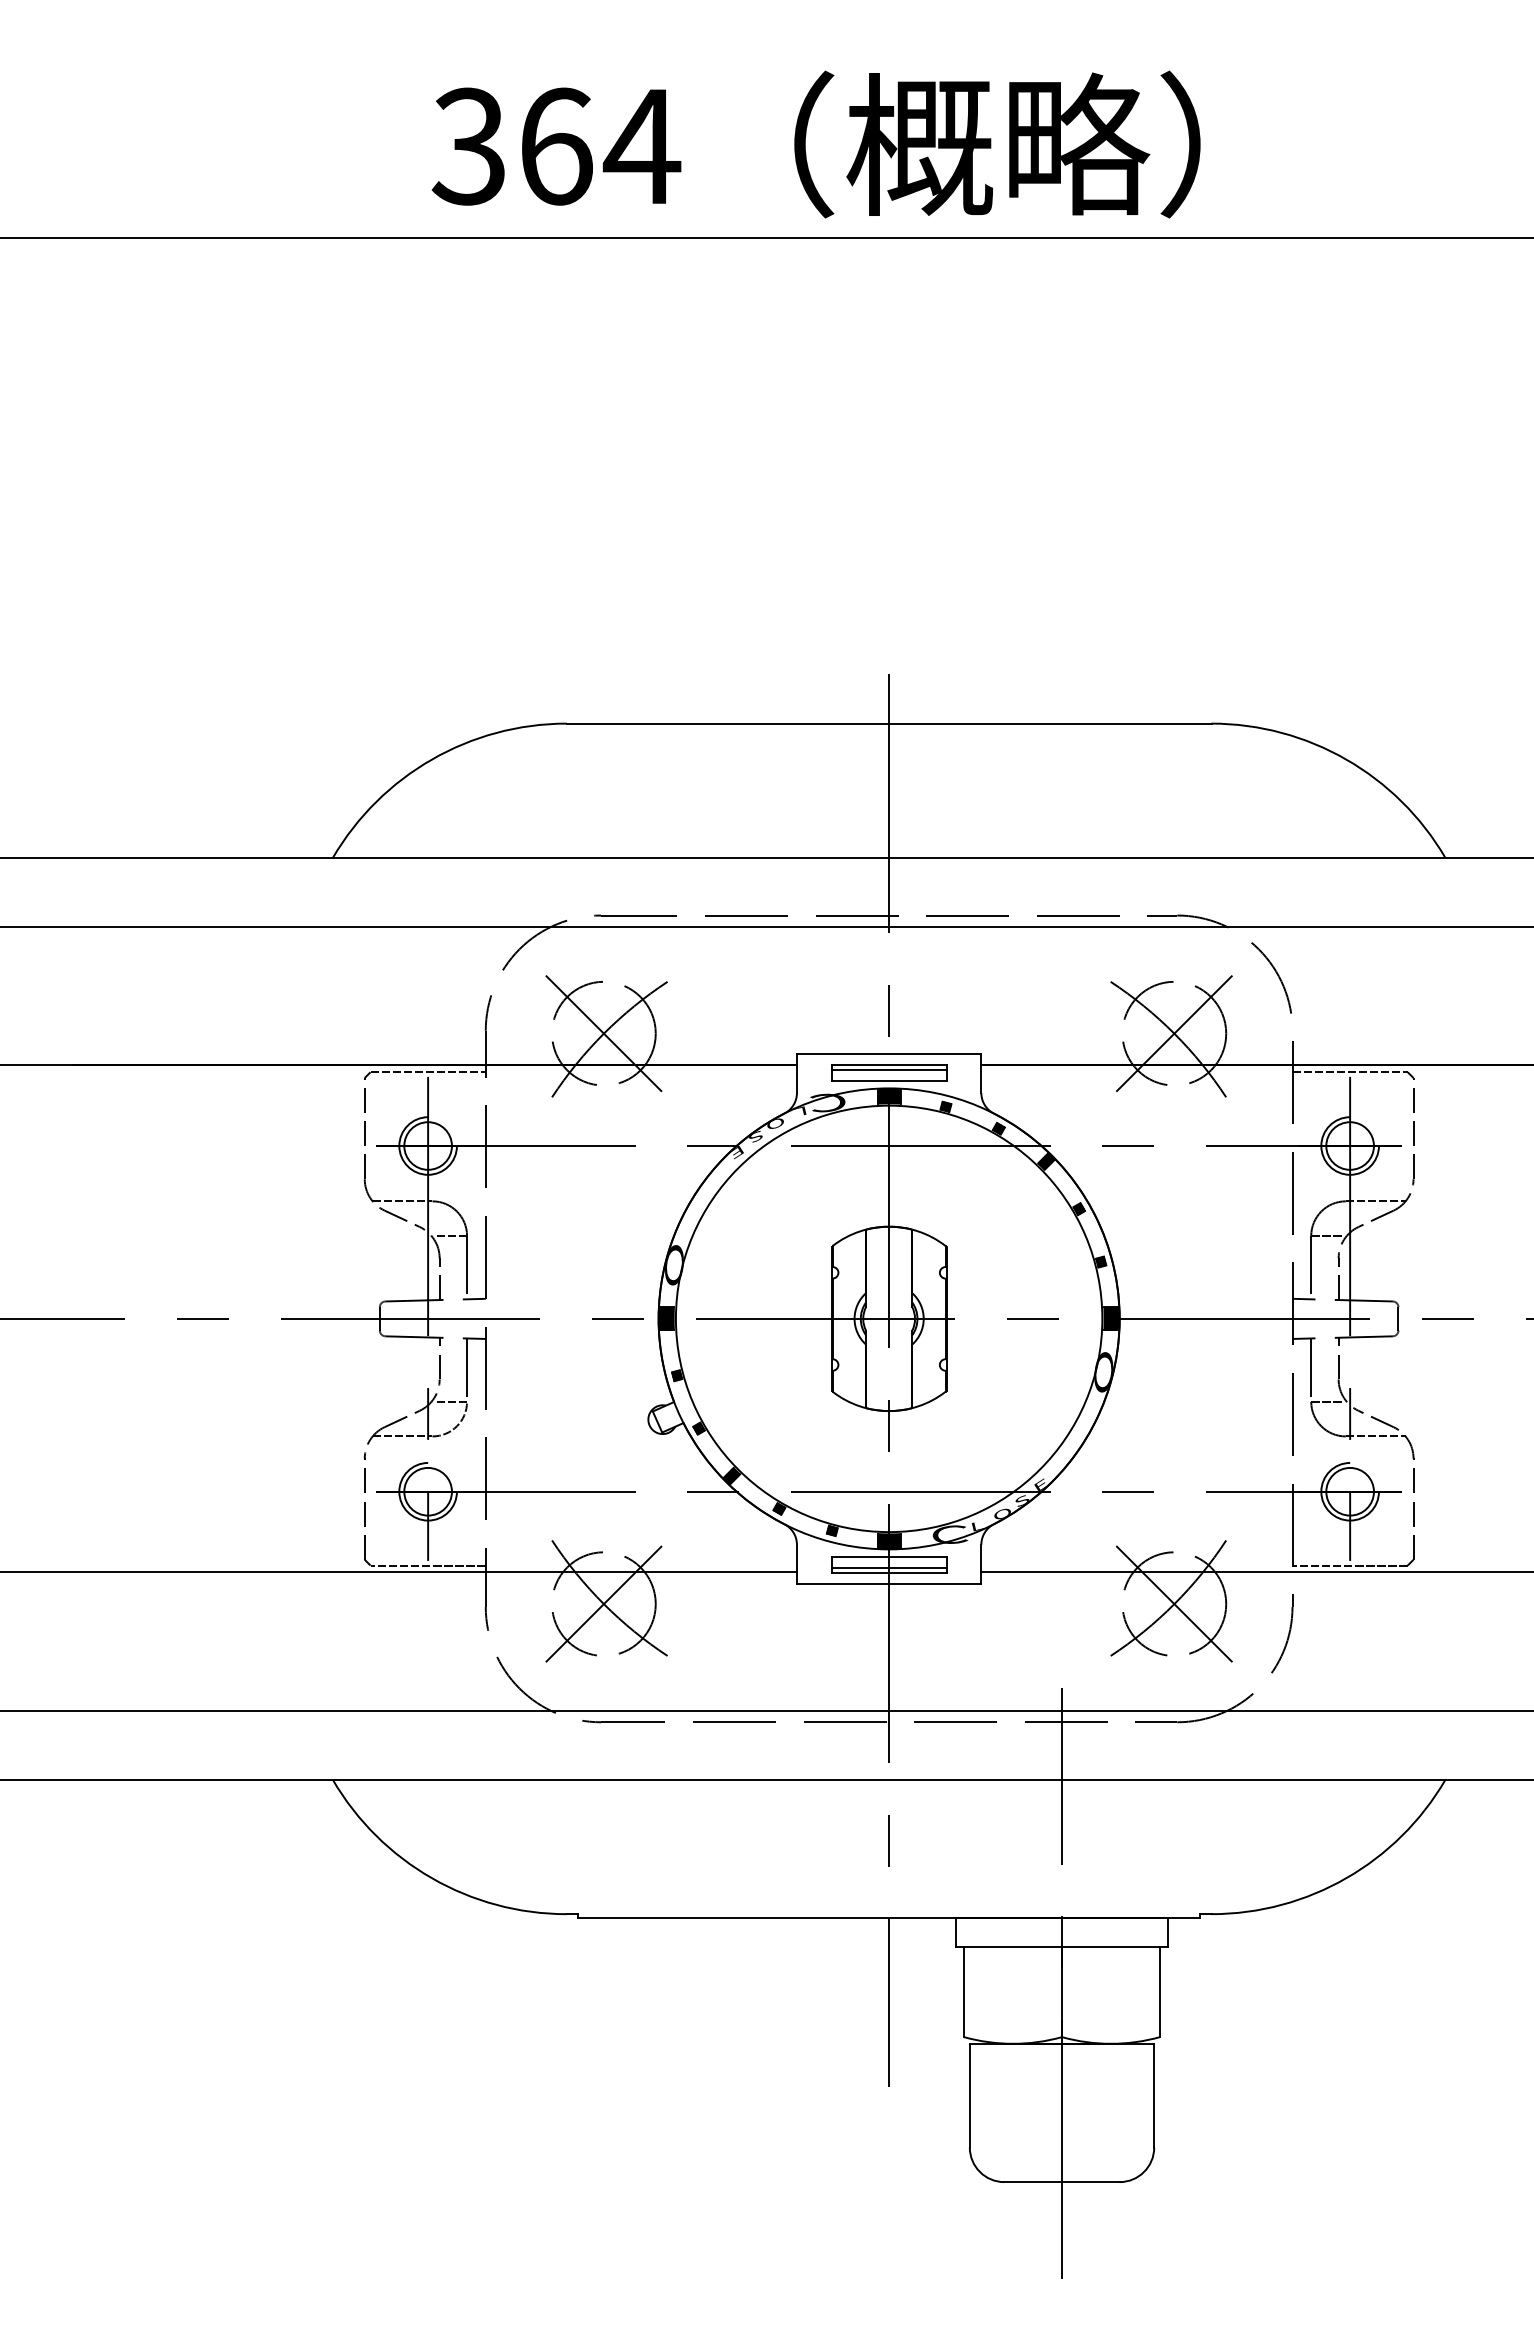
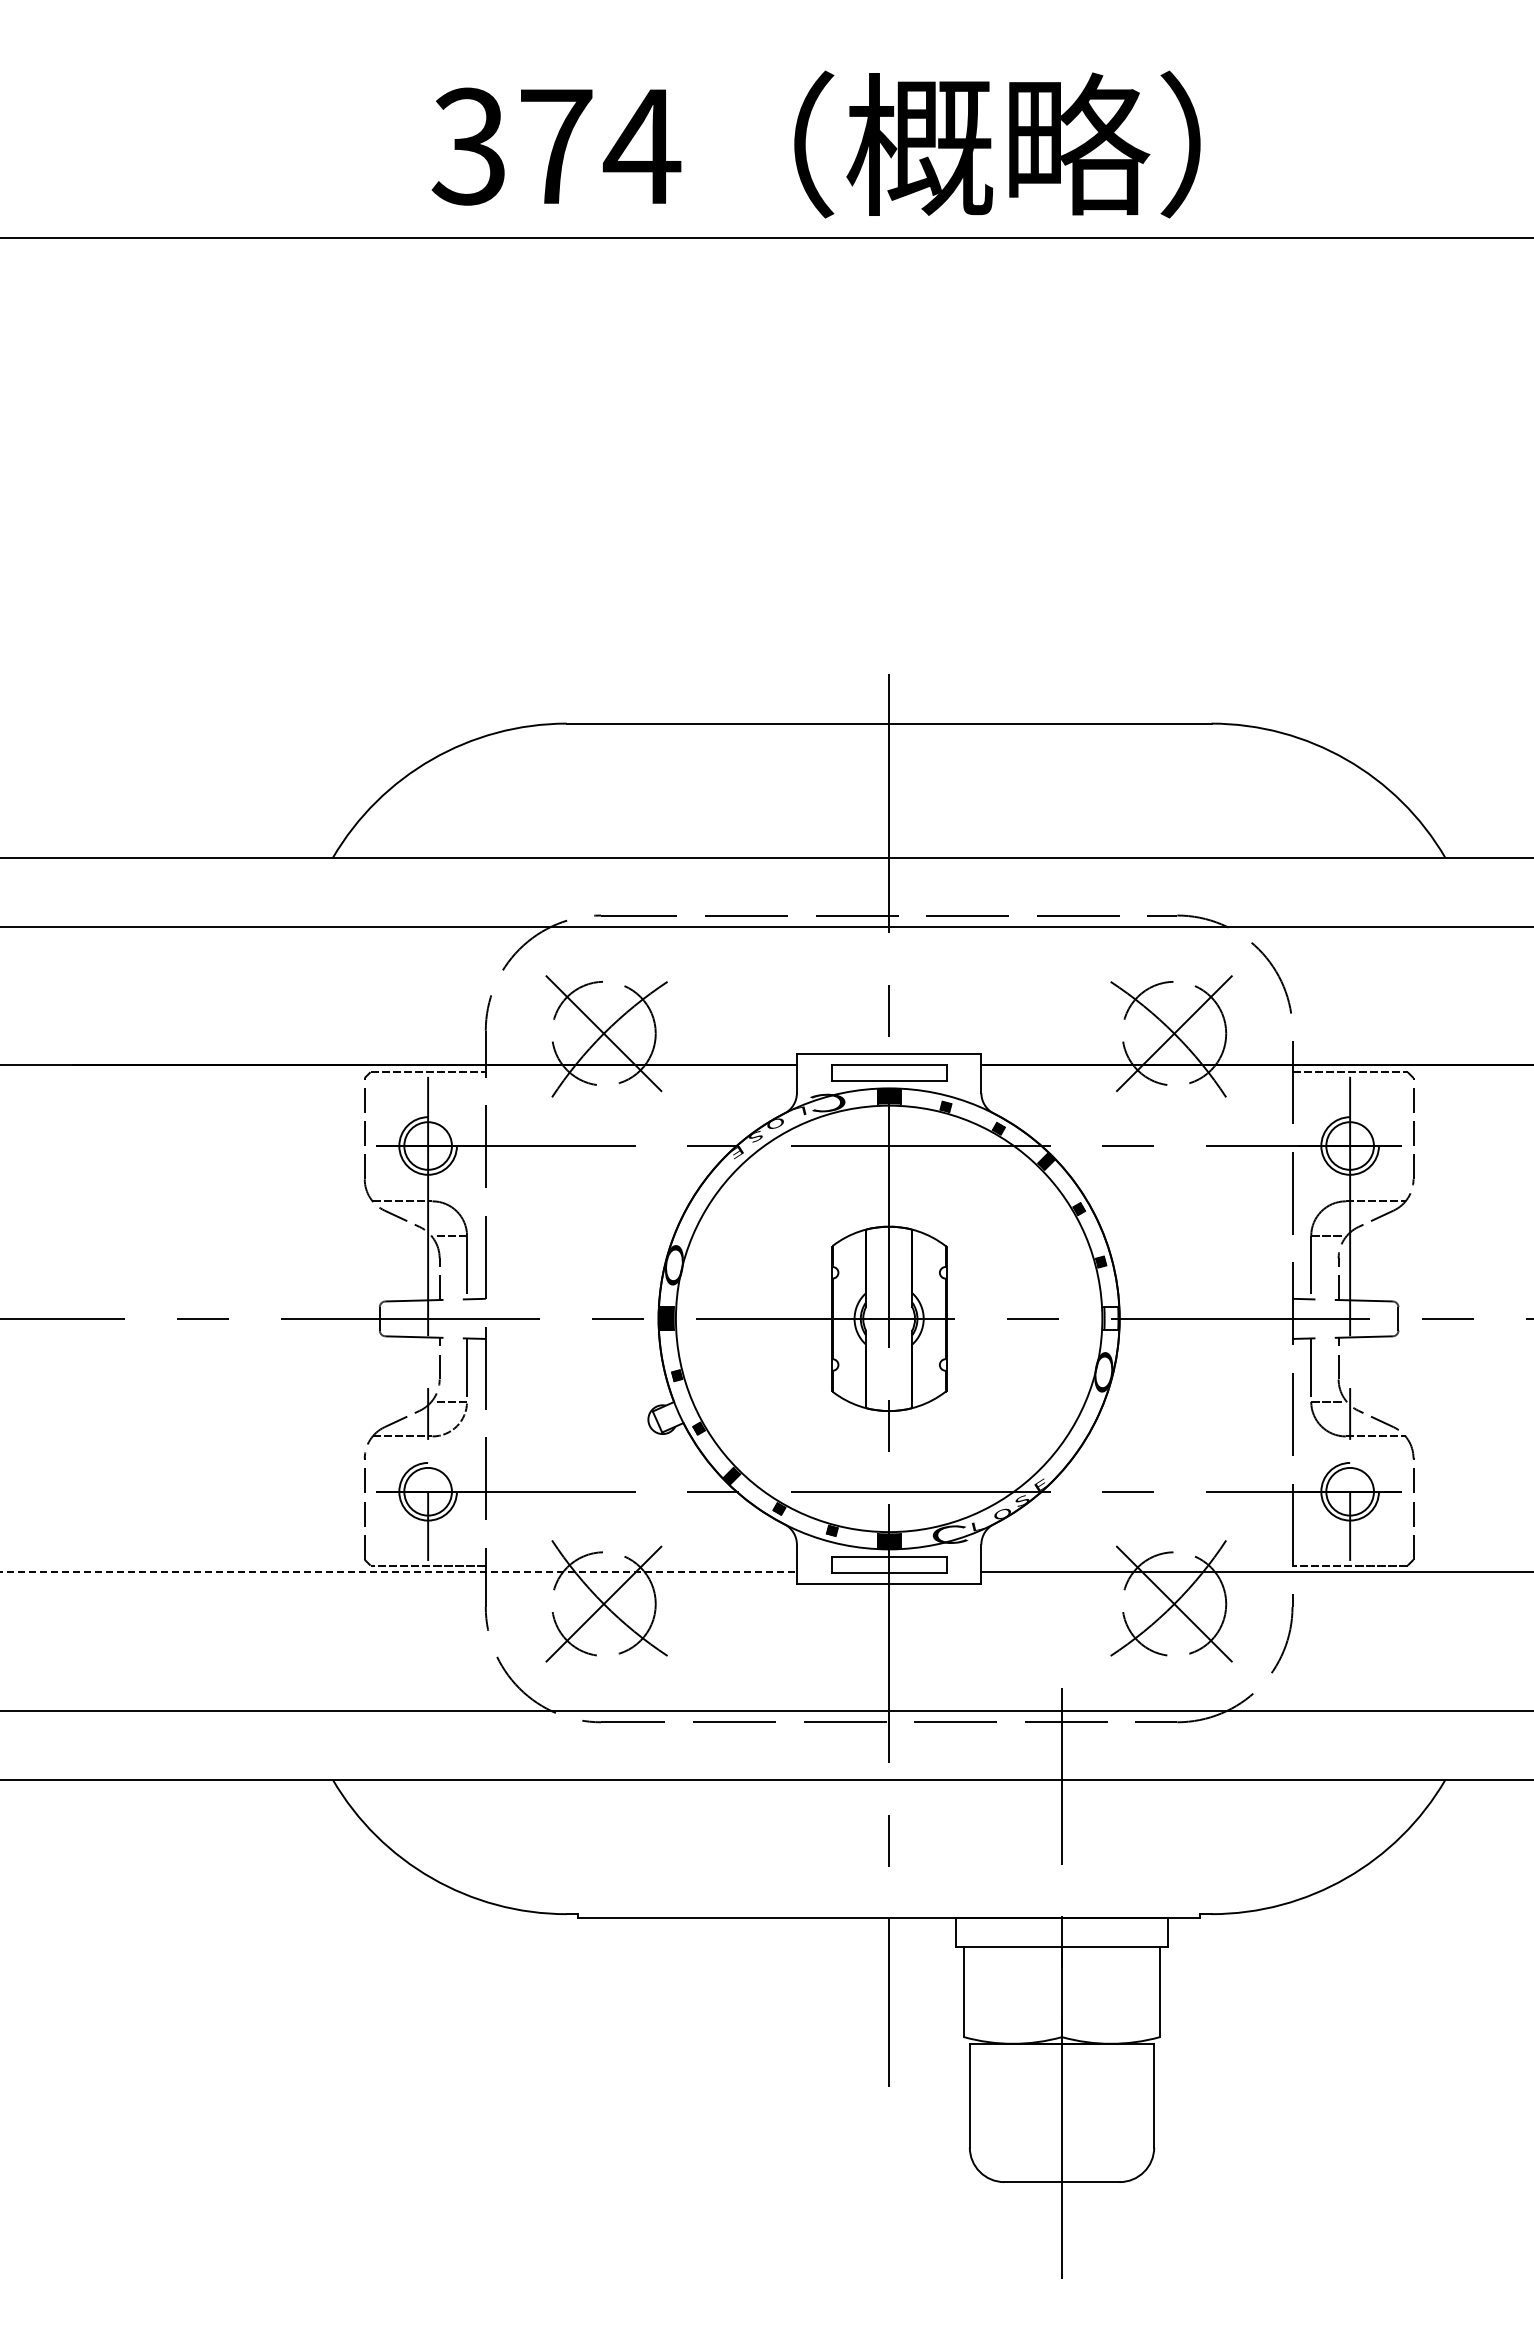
text: 364 -> 374 (556, 146)
line: present -> none (888, 1069)
hatch: present -> none (1111, 1318)
line: present -> none (888, 1568)
line: solid -> dashed (399, 1572)
